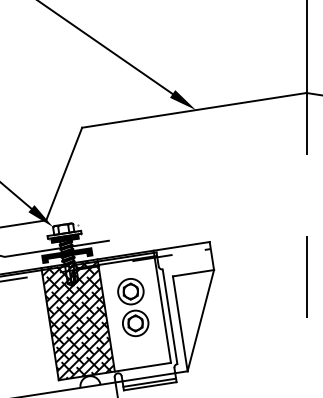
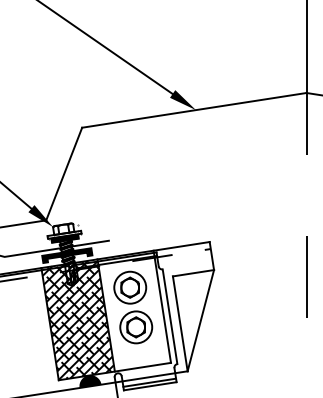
part size: 33x60 px -> 41x75 px (133, 307)
fill: none -> present (90, 381)
